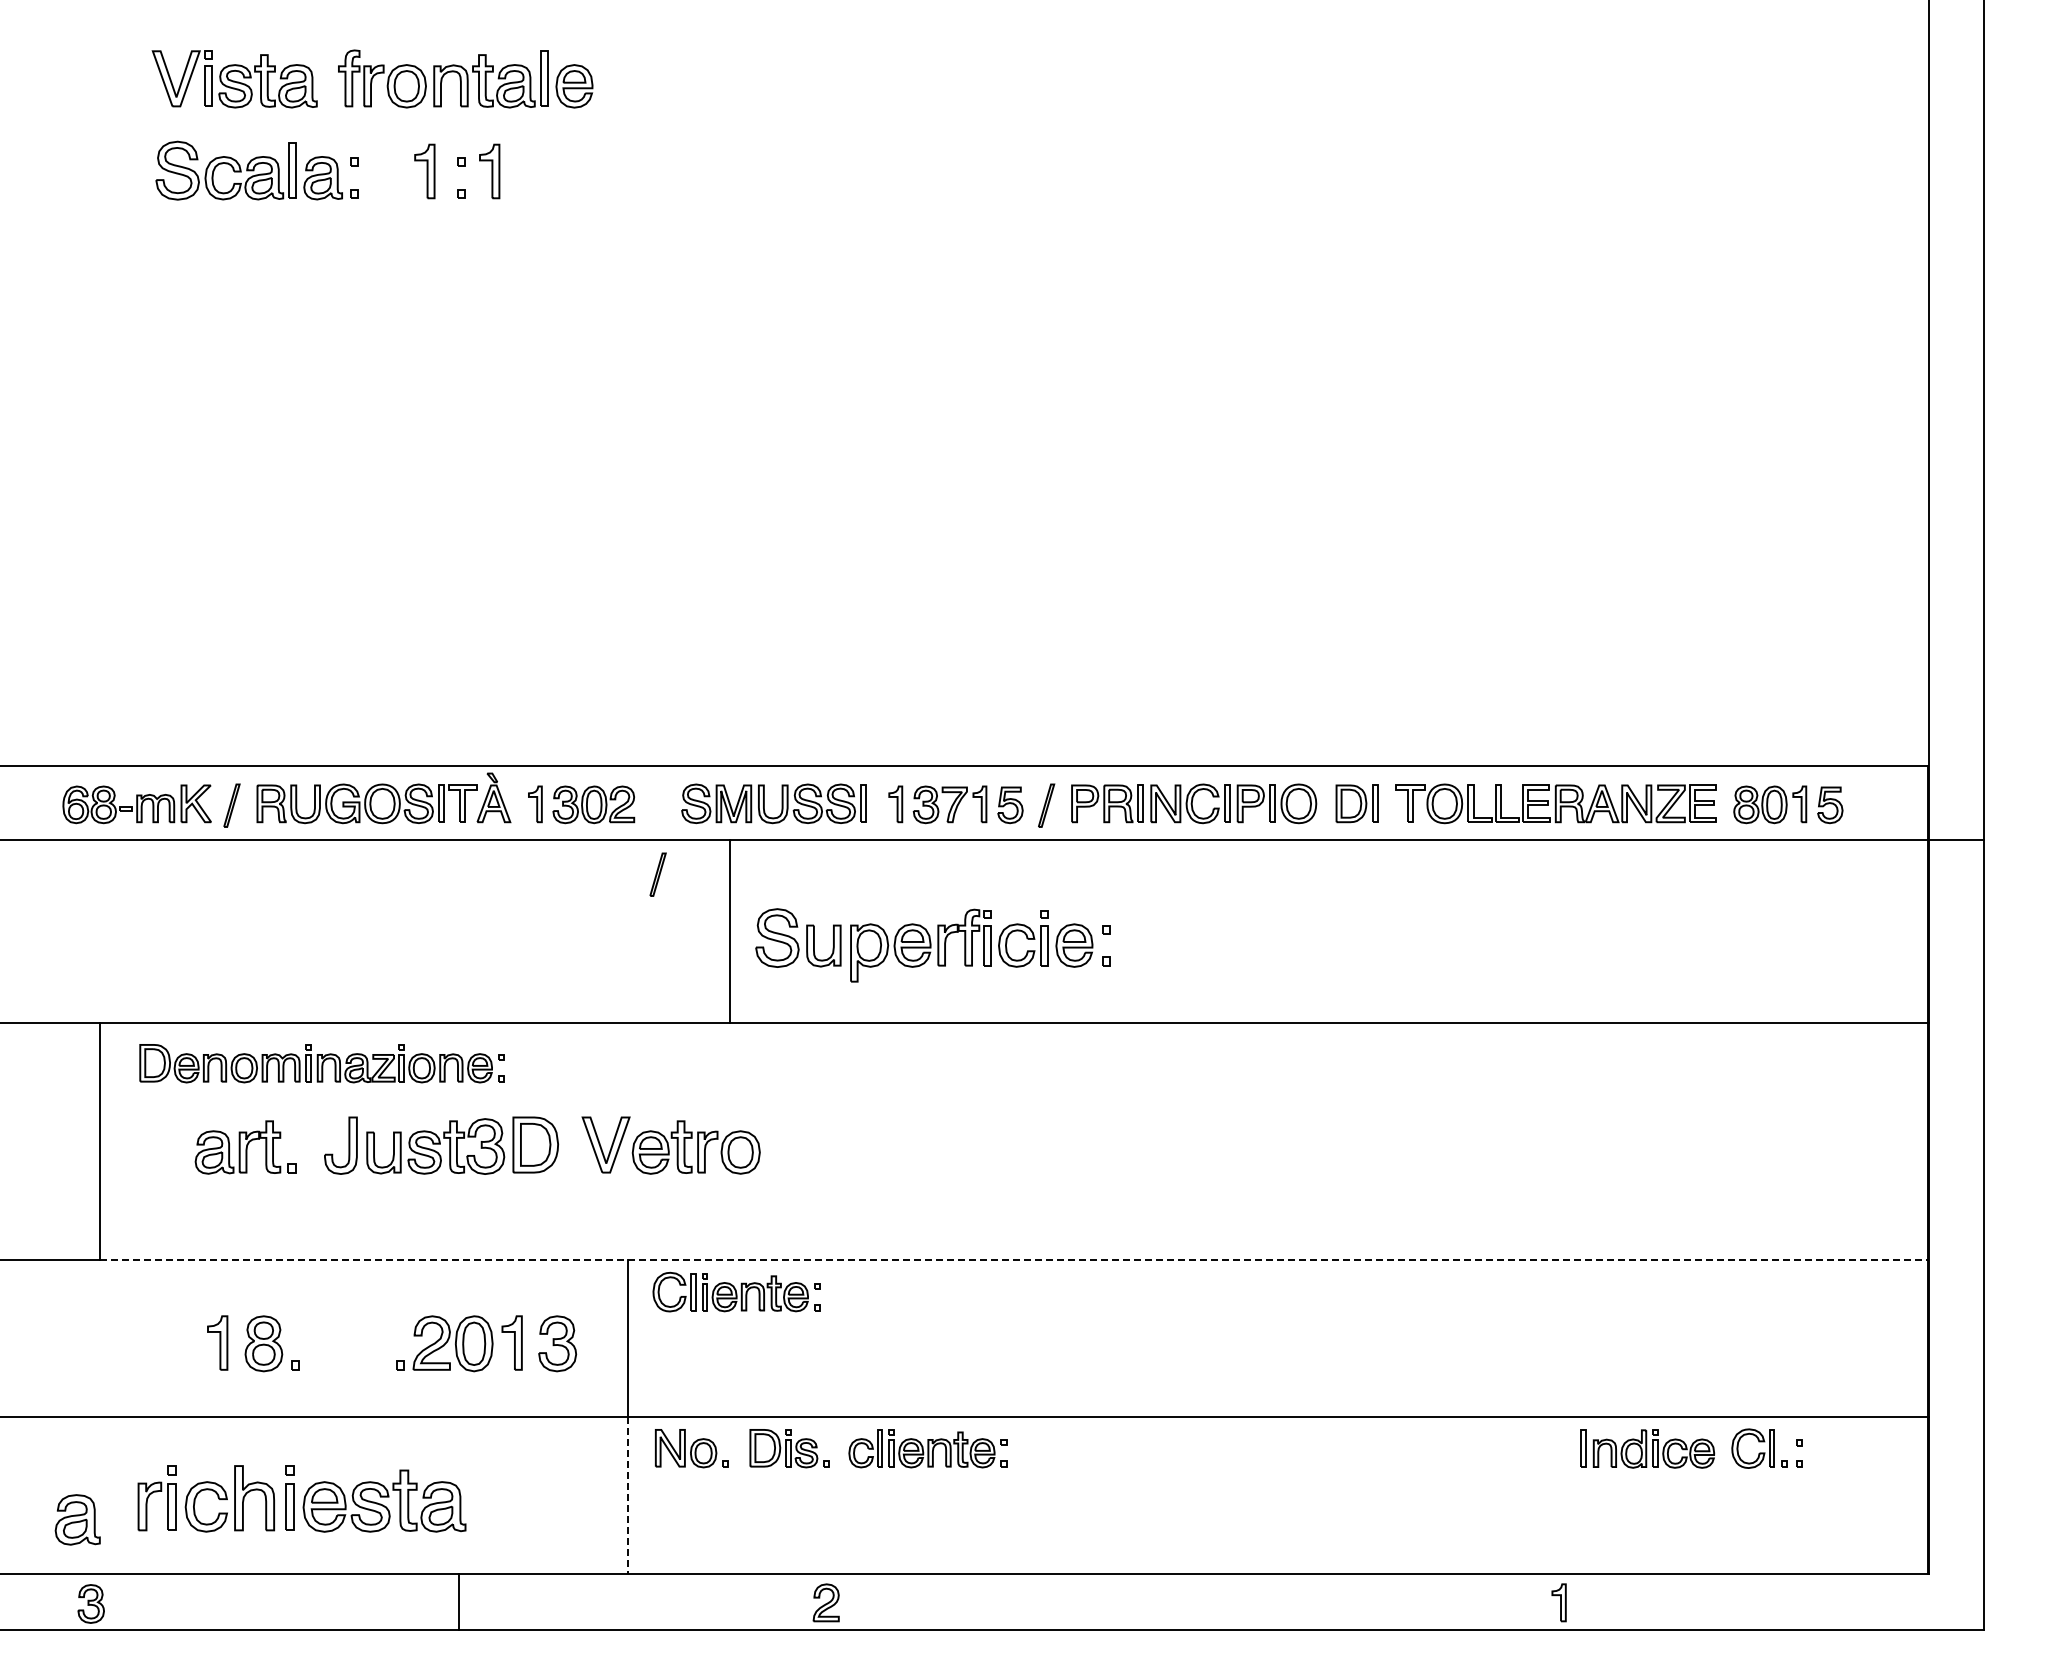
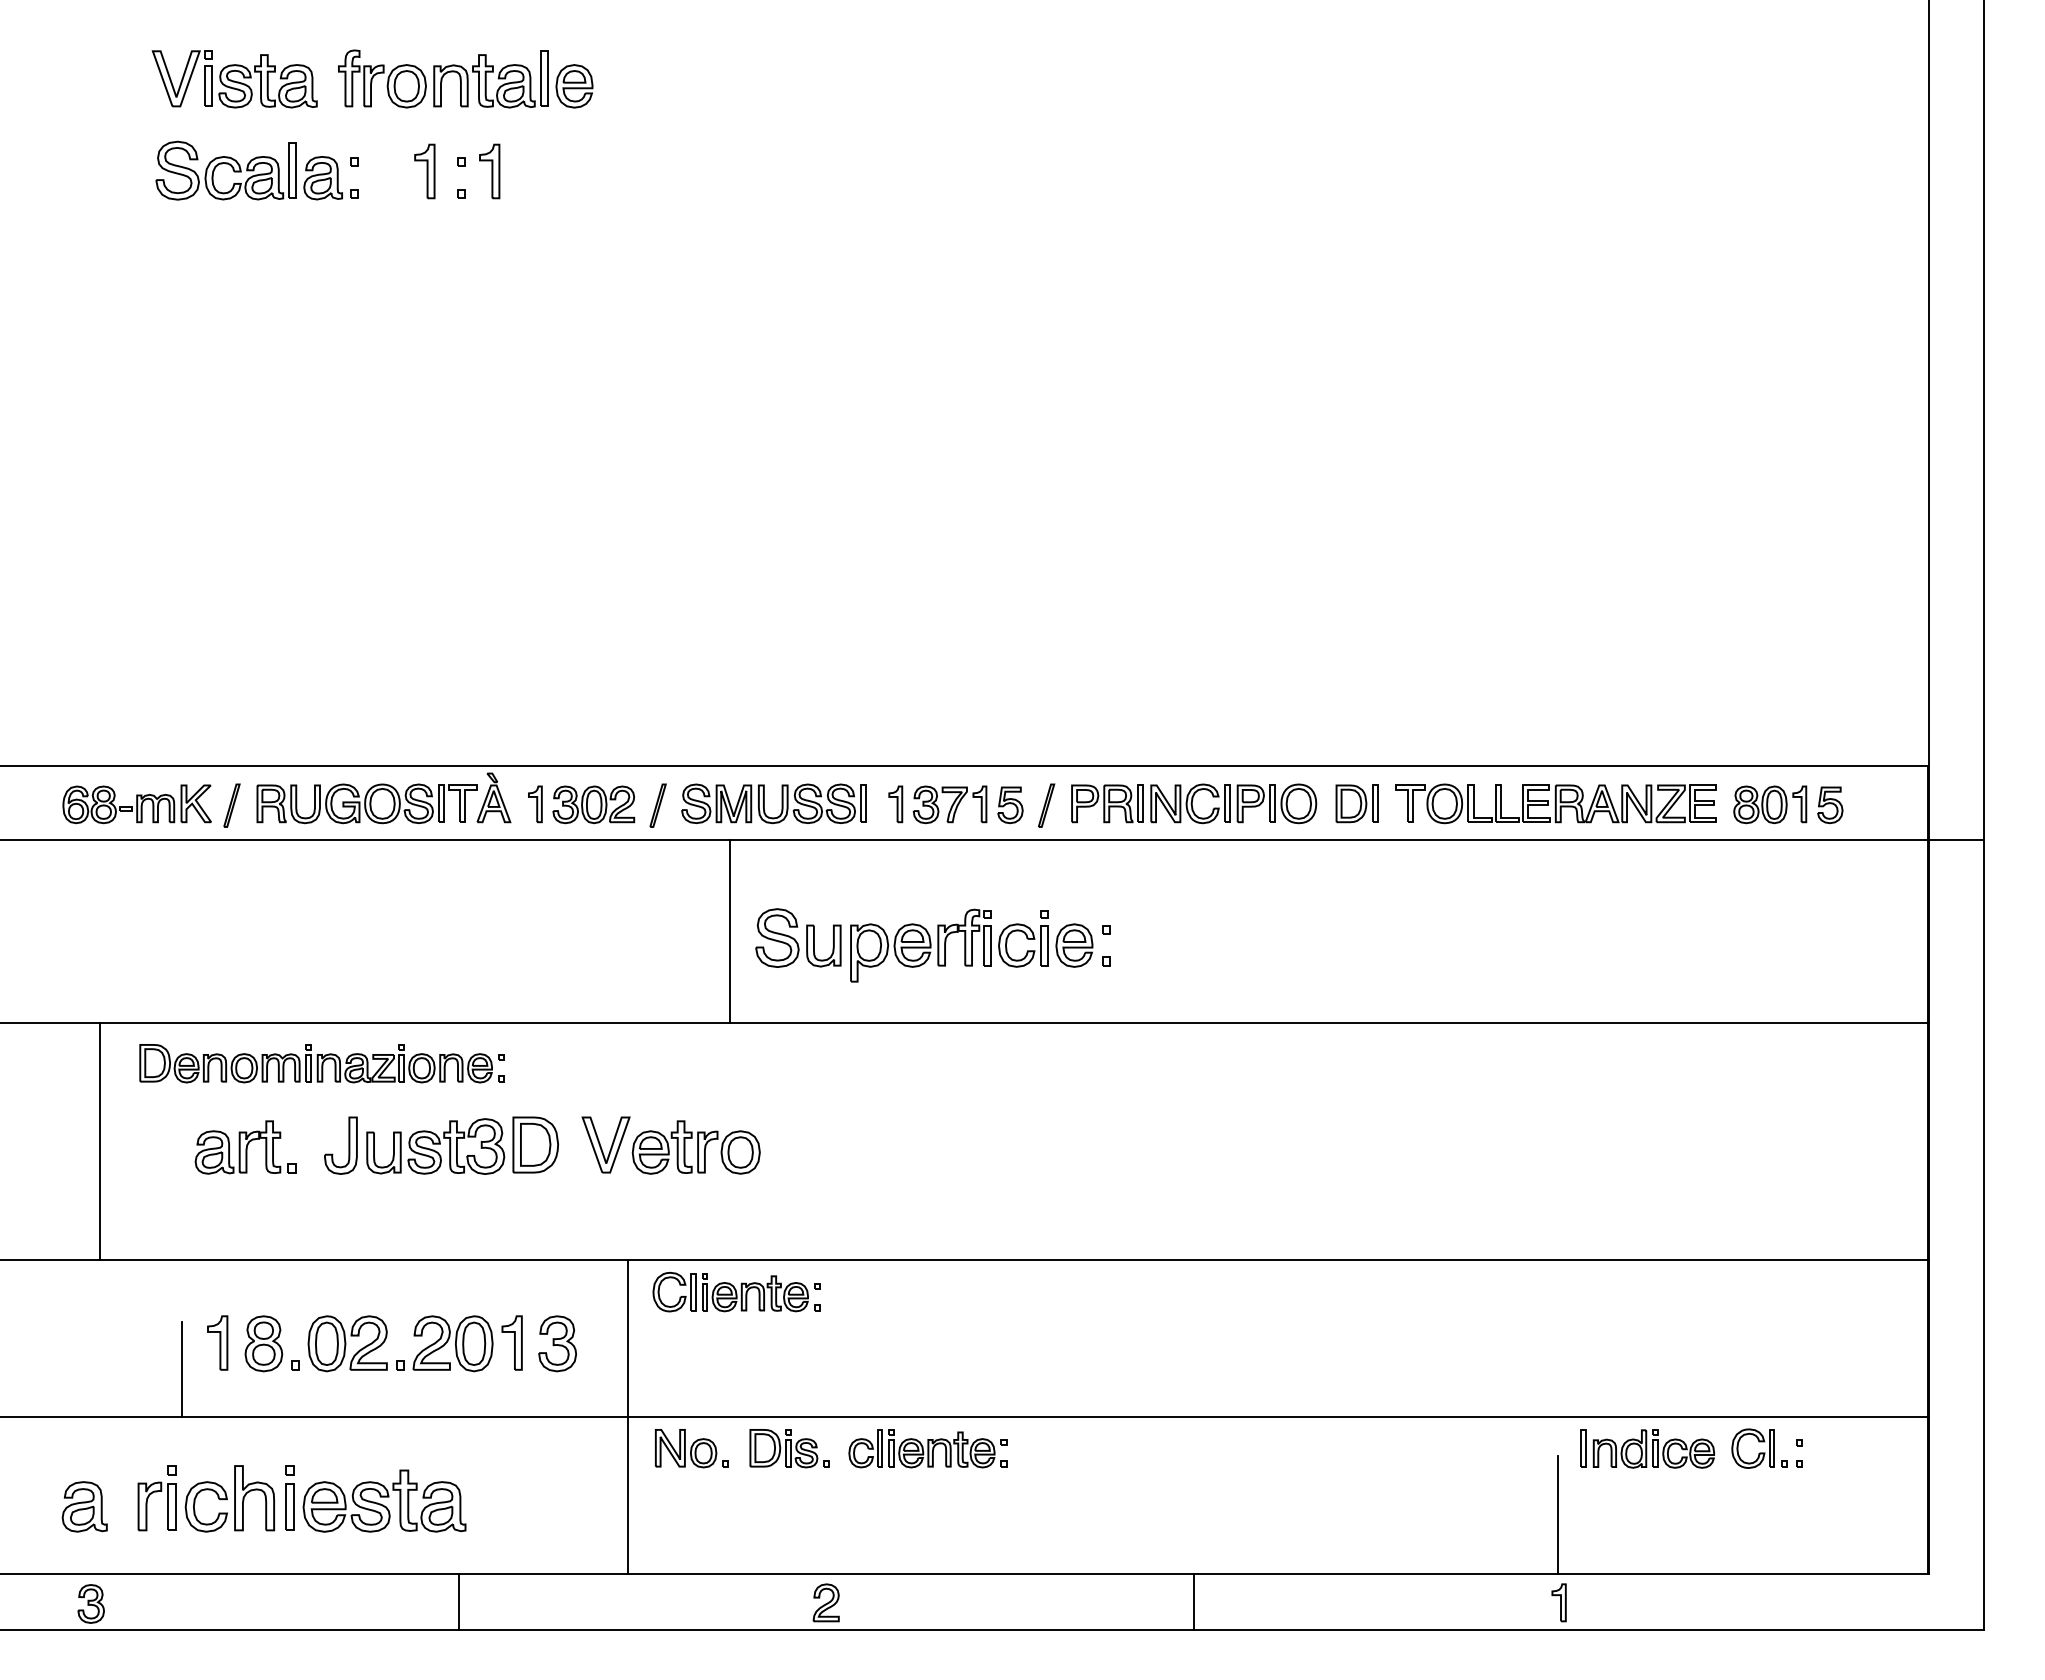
part position: (657, 874) -> (657, 805) (657, 805)
line: dashed -> solid (1014, 1260)
part: none -> present (347, 1343)
line: none -> present (182, 1369)
line: dashed -> solid (627, 1495)
line: none -> present (1558, 1515)
part position: (77, 1519) -> (84, 1506) (84, 1506)
line: none -> present (1193, 1601)
